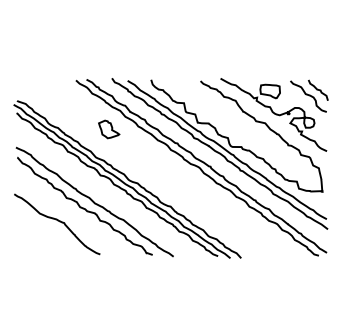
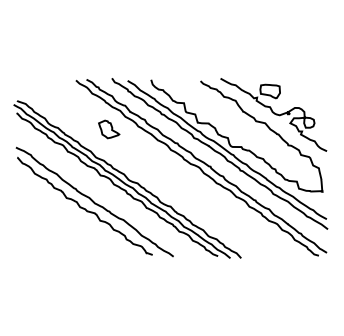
part: present -> none (309, 95)
curve: present -> none (59, 222)
